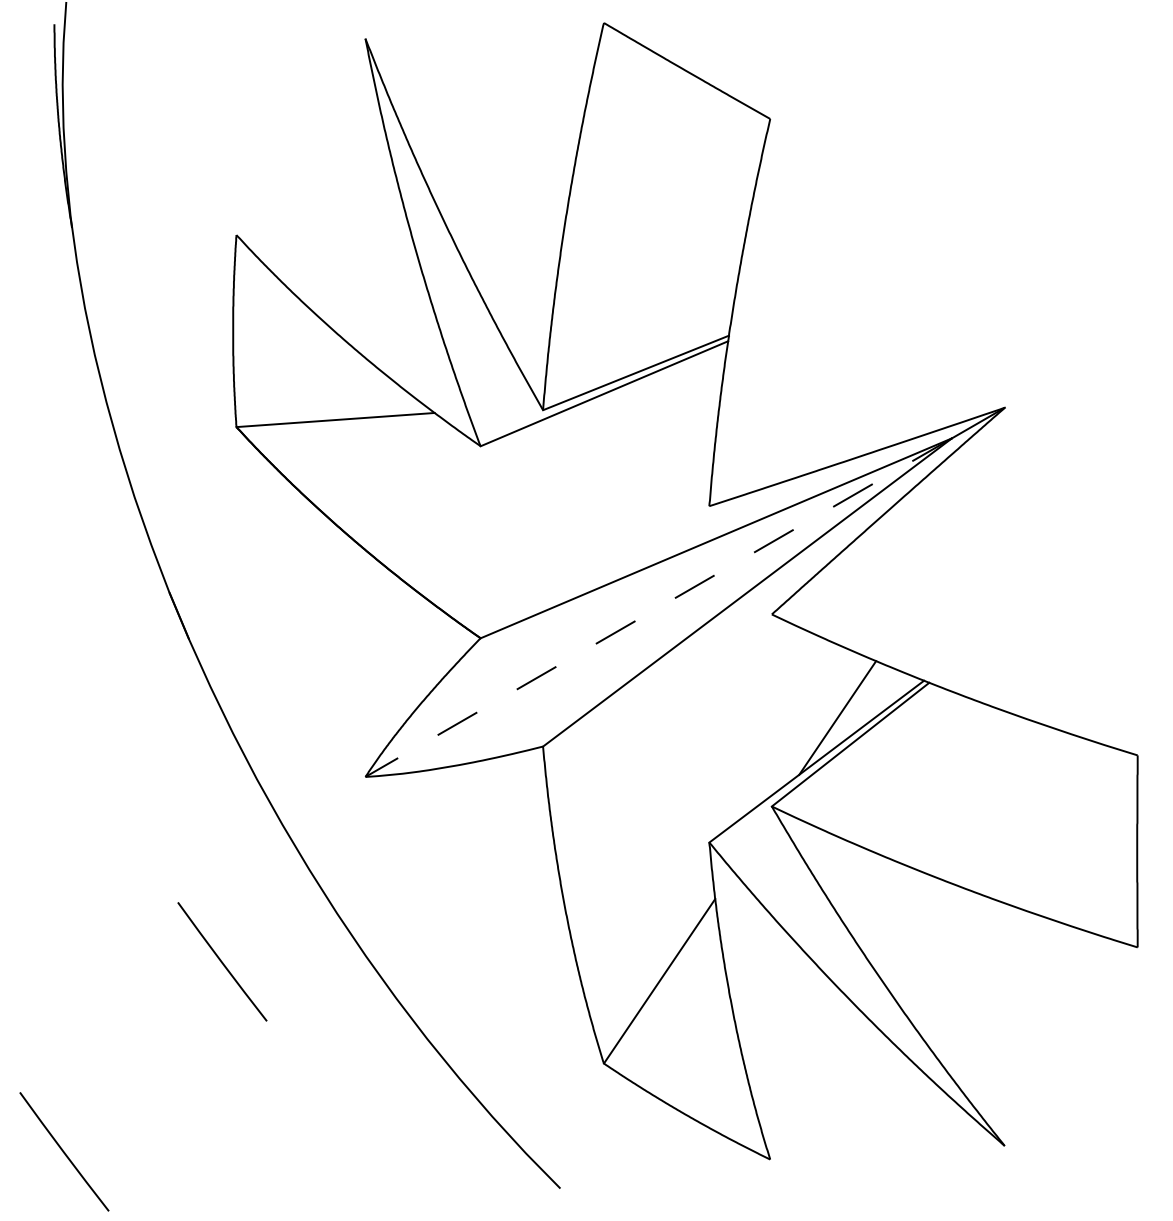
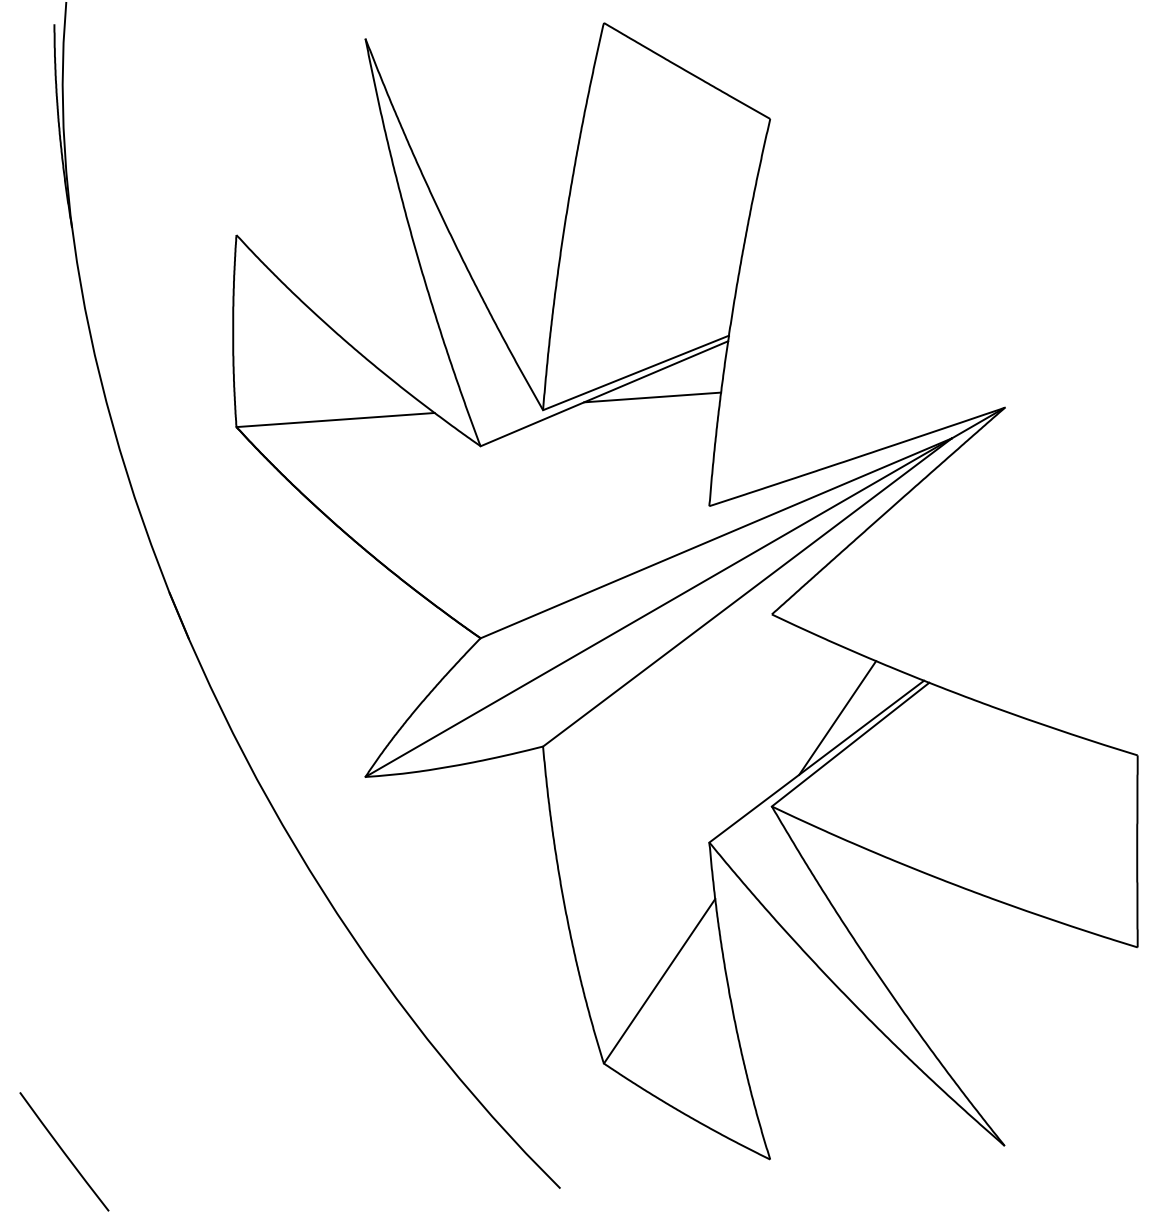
line: none -> present (652, 397)
line: dashed -> solid (658, 607)
line: present -> none (222, 961)
